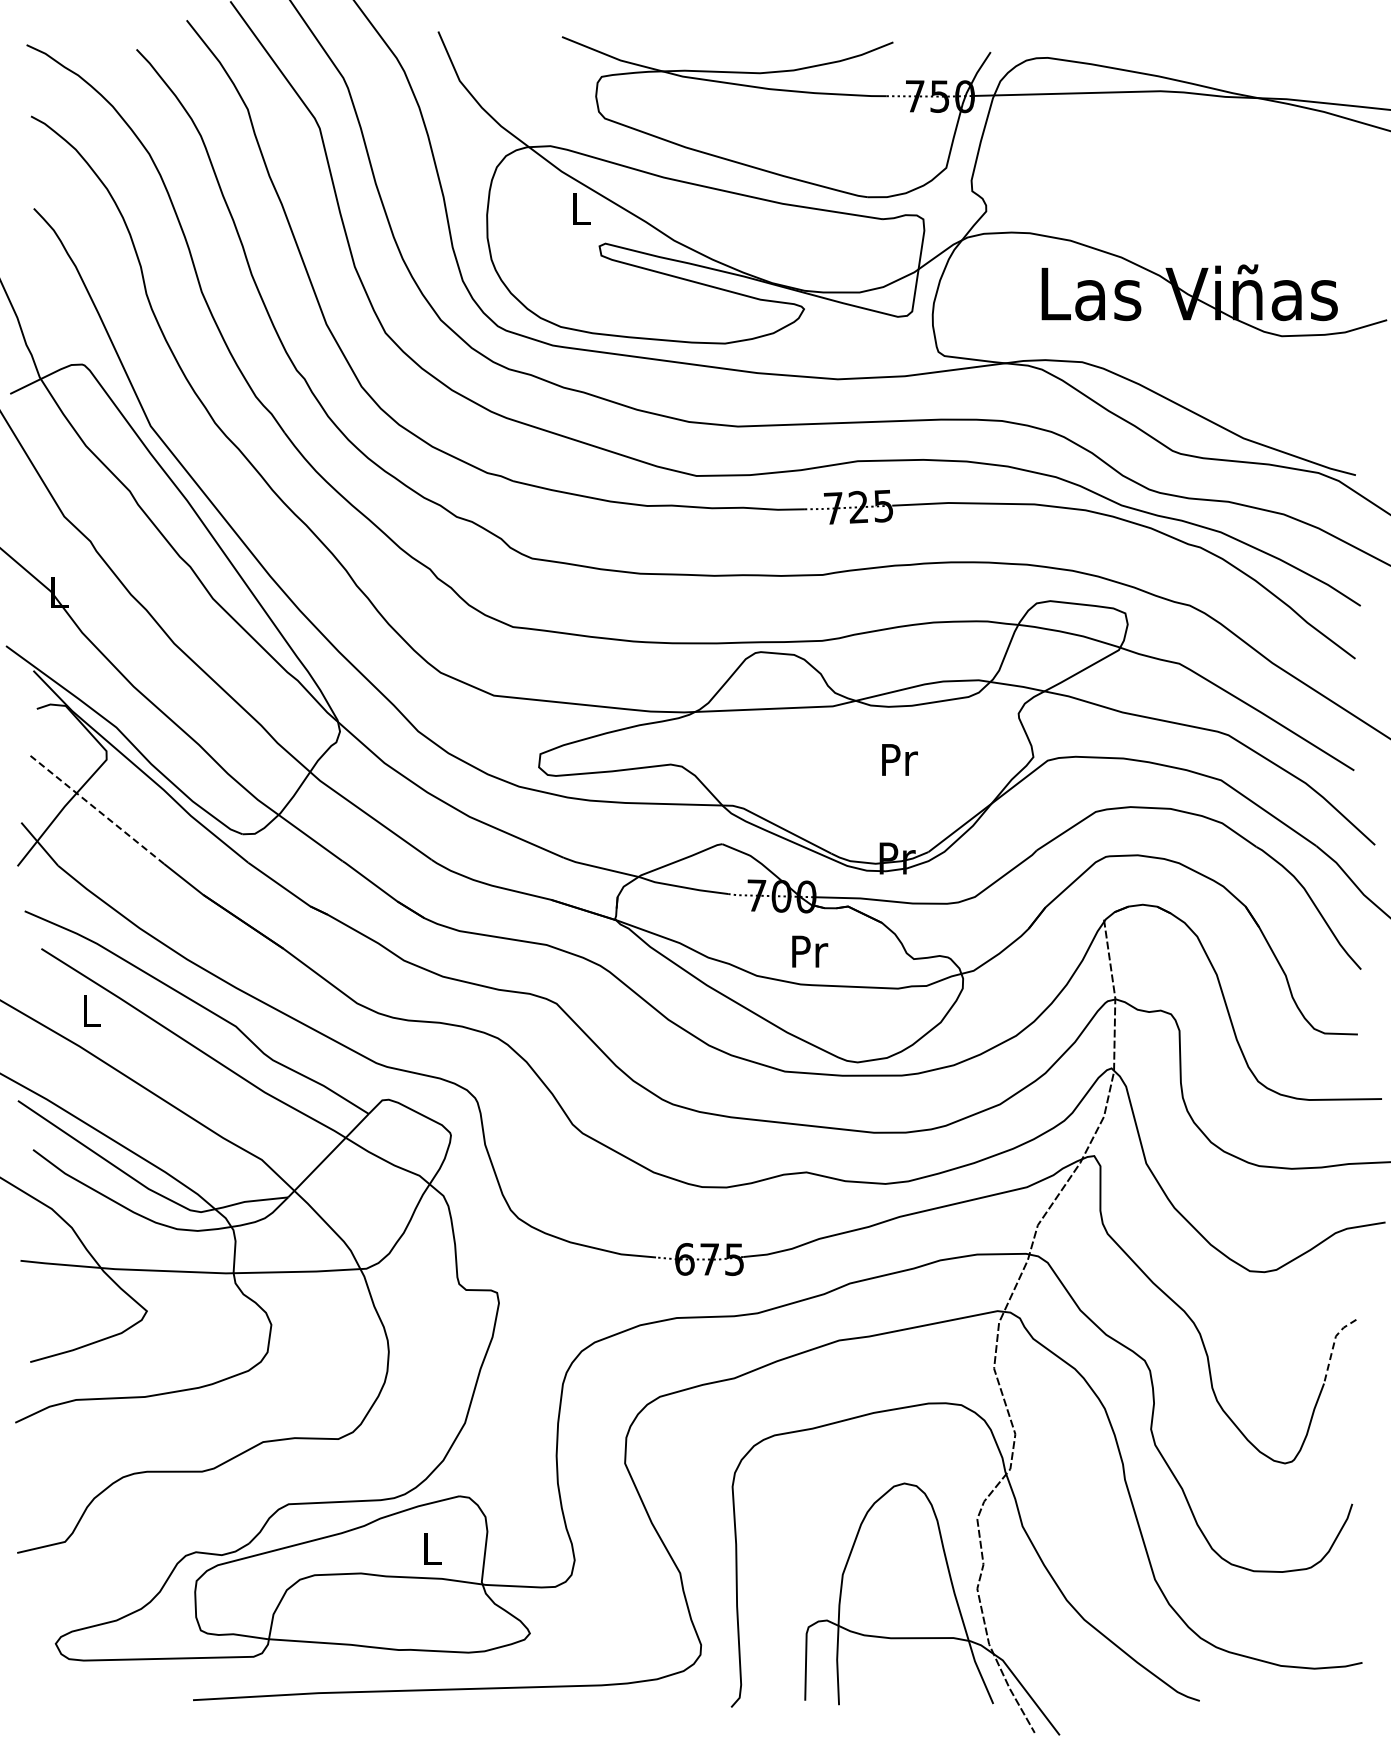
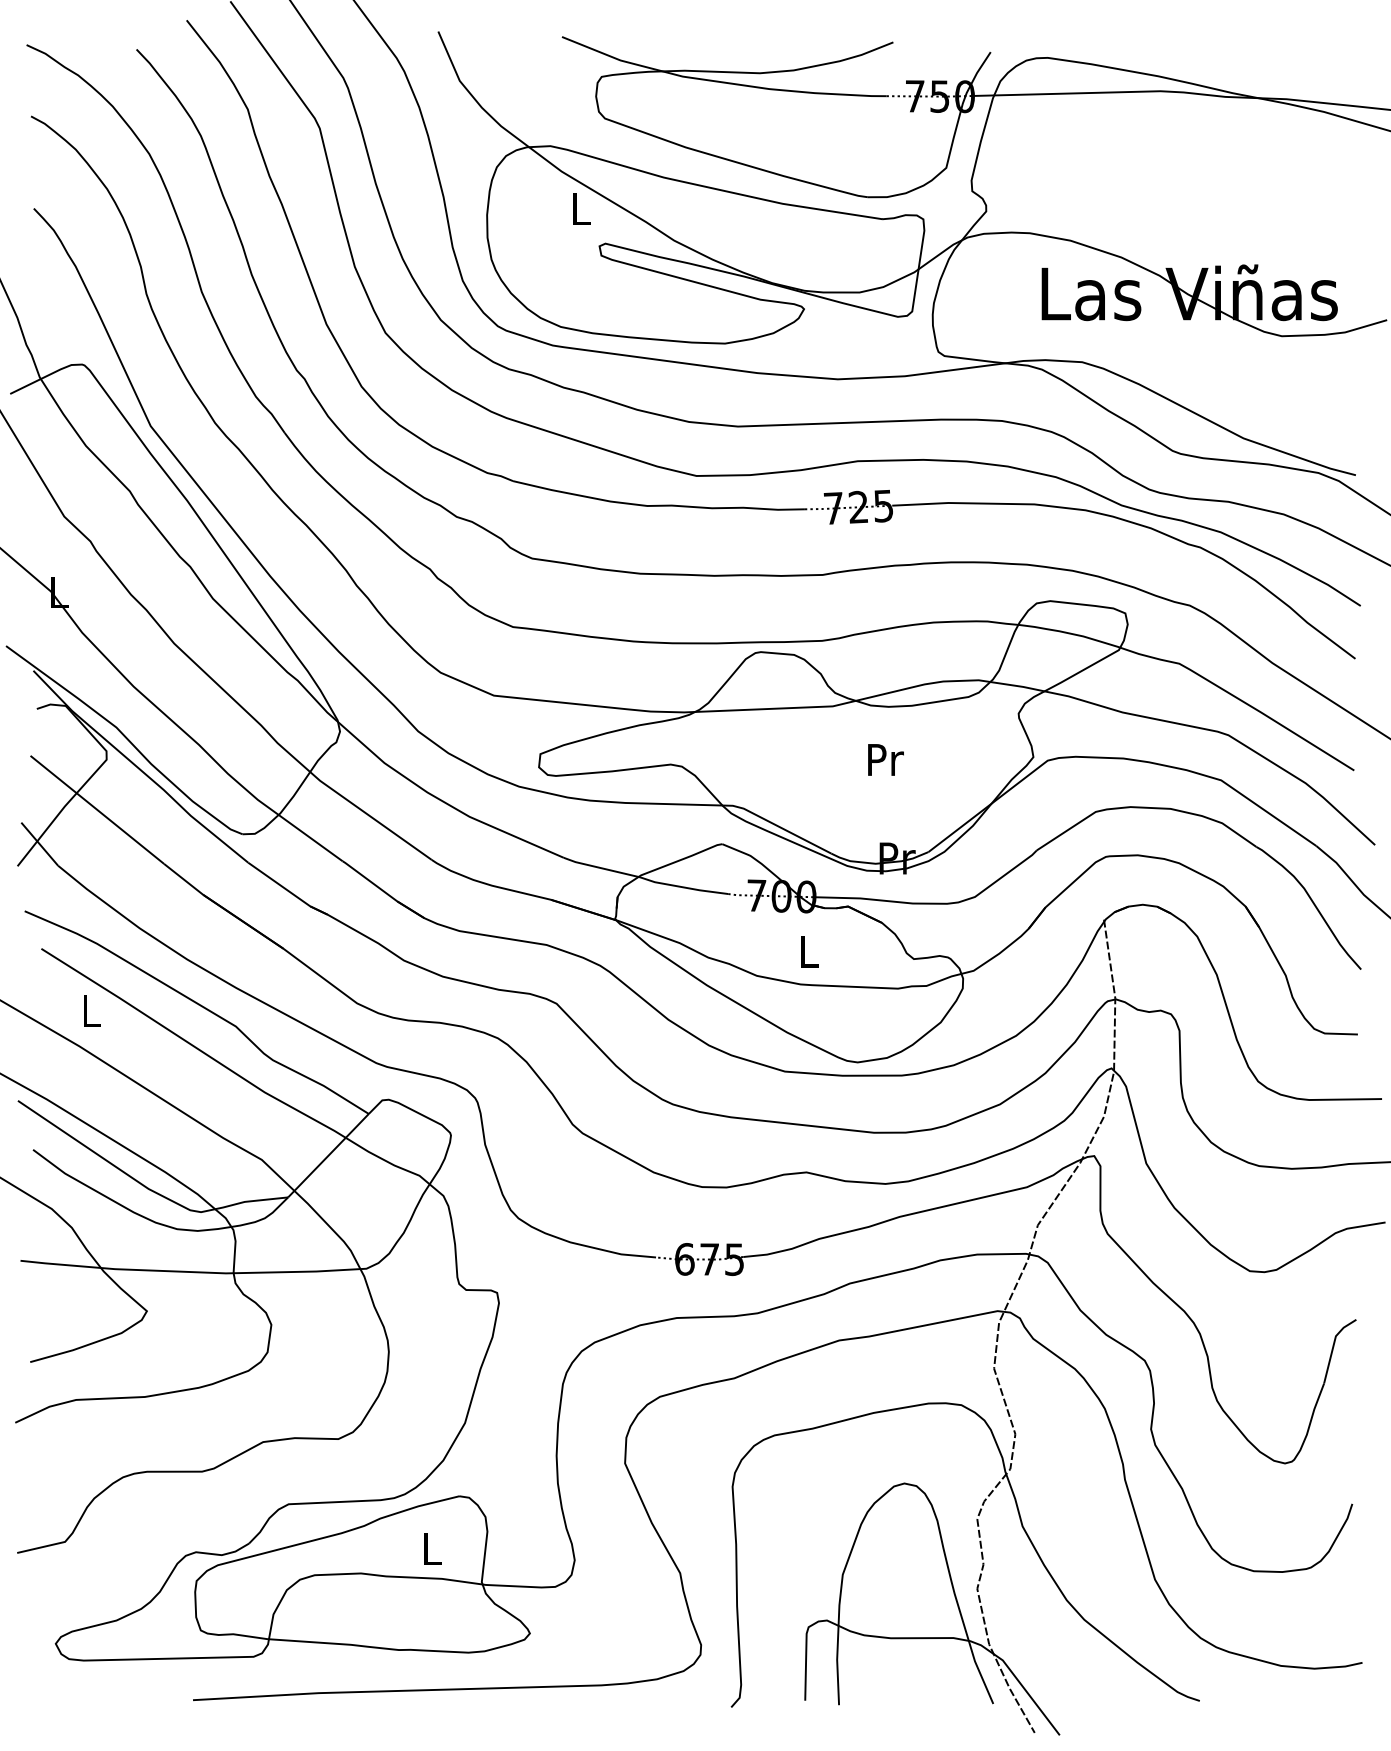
text position: (899, 759) -> (885, 759) (885, 759)
line: dashed -> solid (97, 809)
text: Pr -> L (810, 951)
line: dashed -> solid (1333, 1345)
